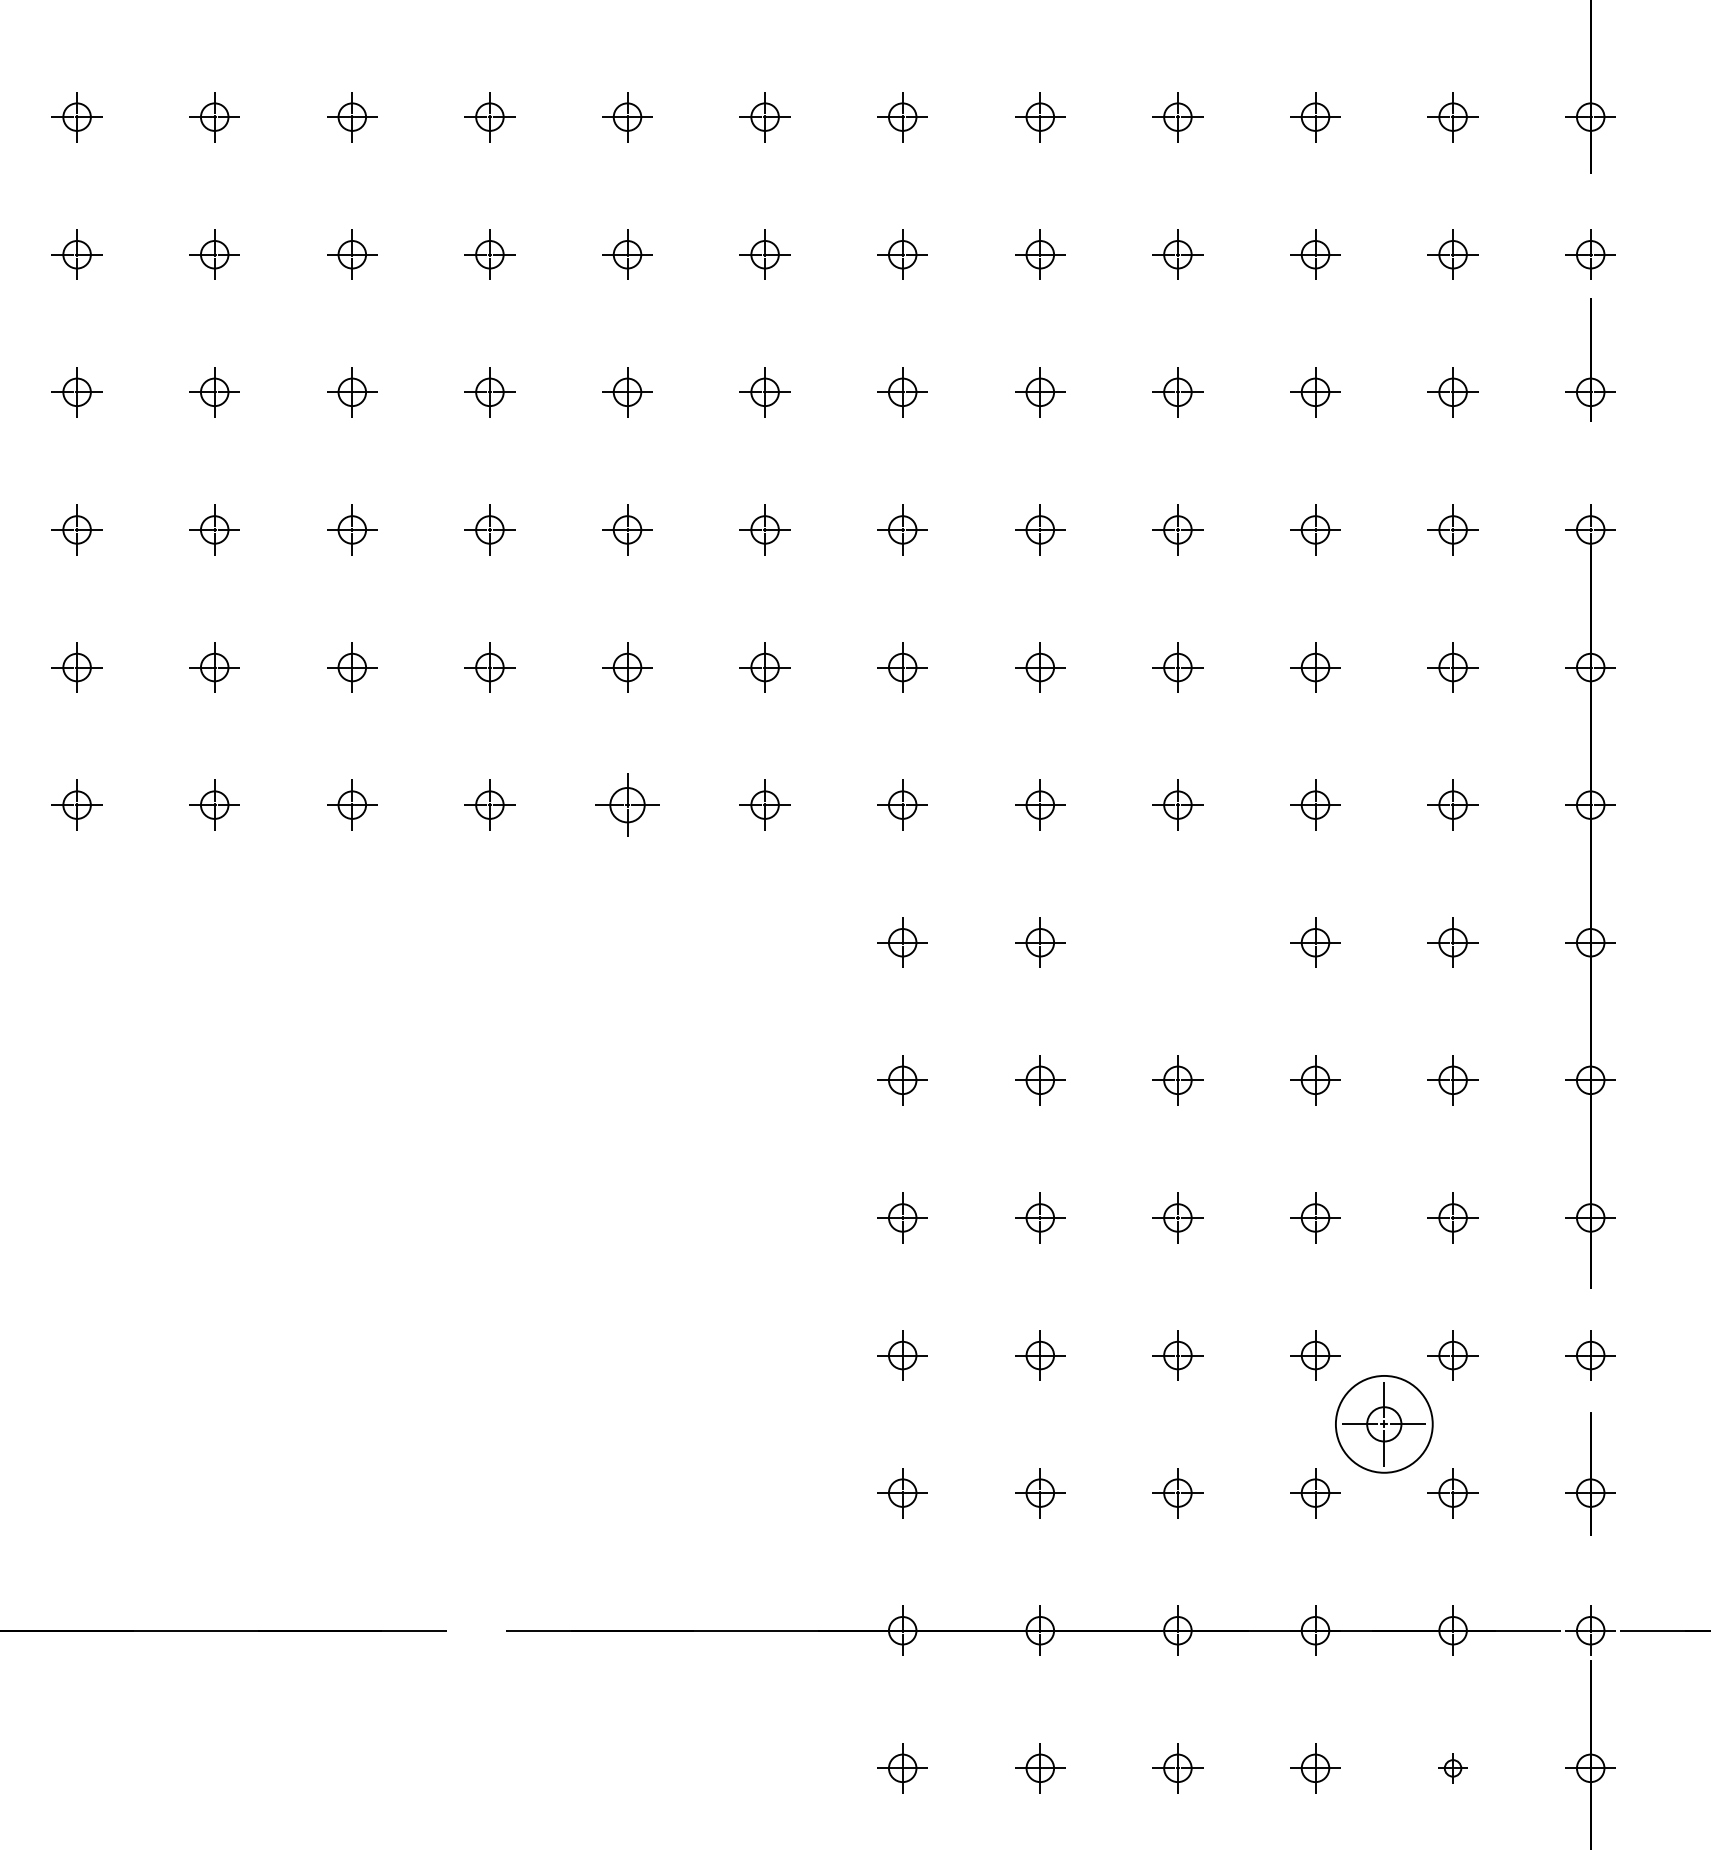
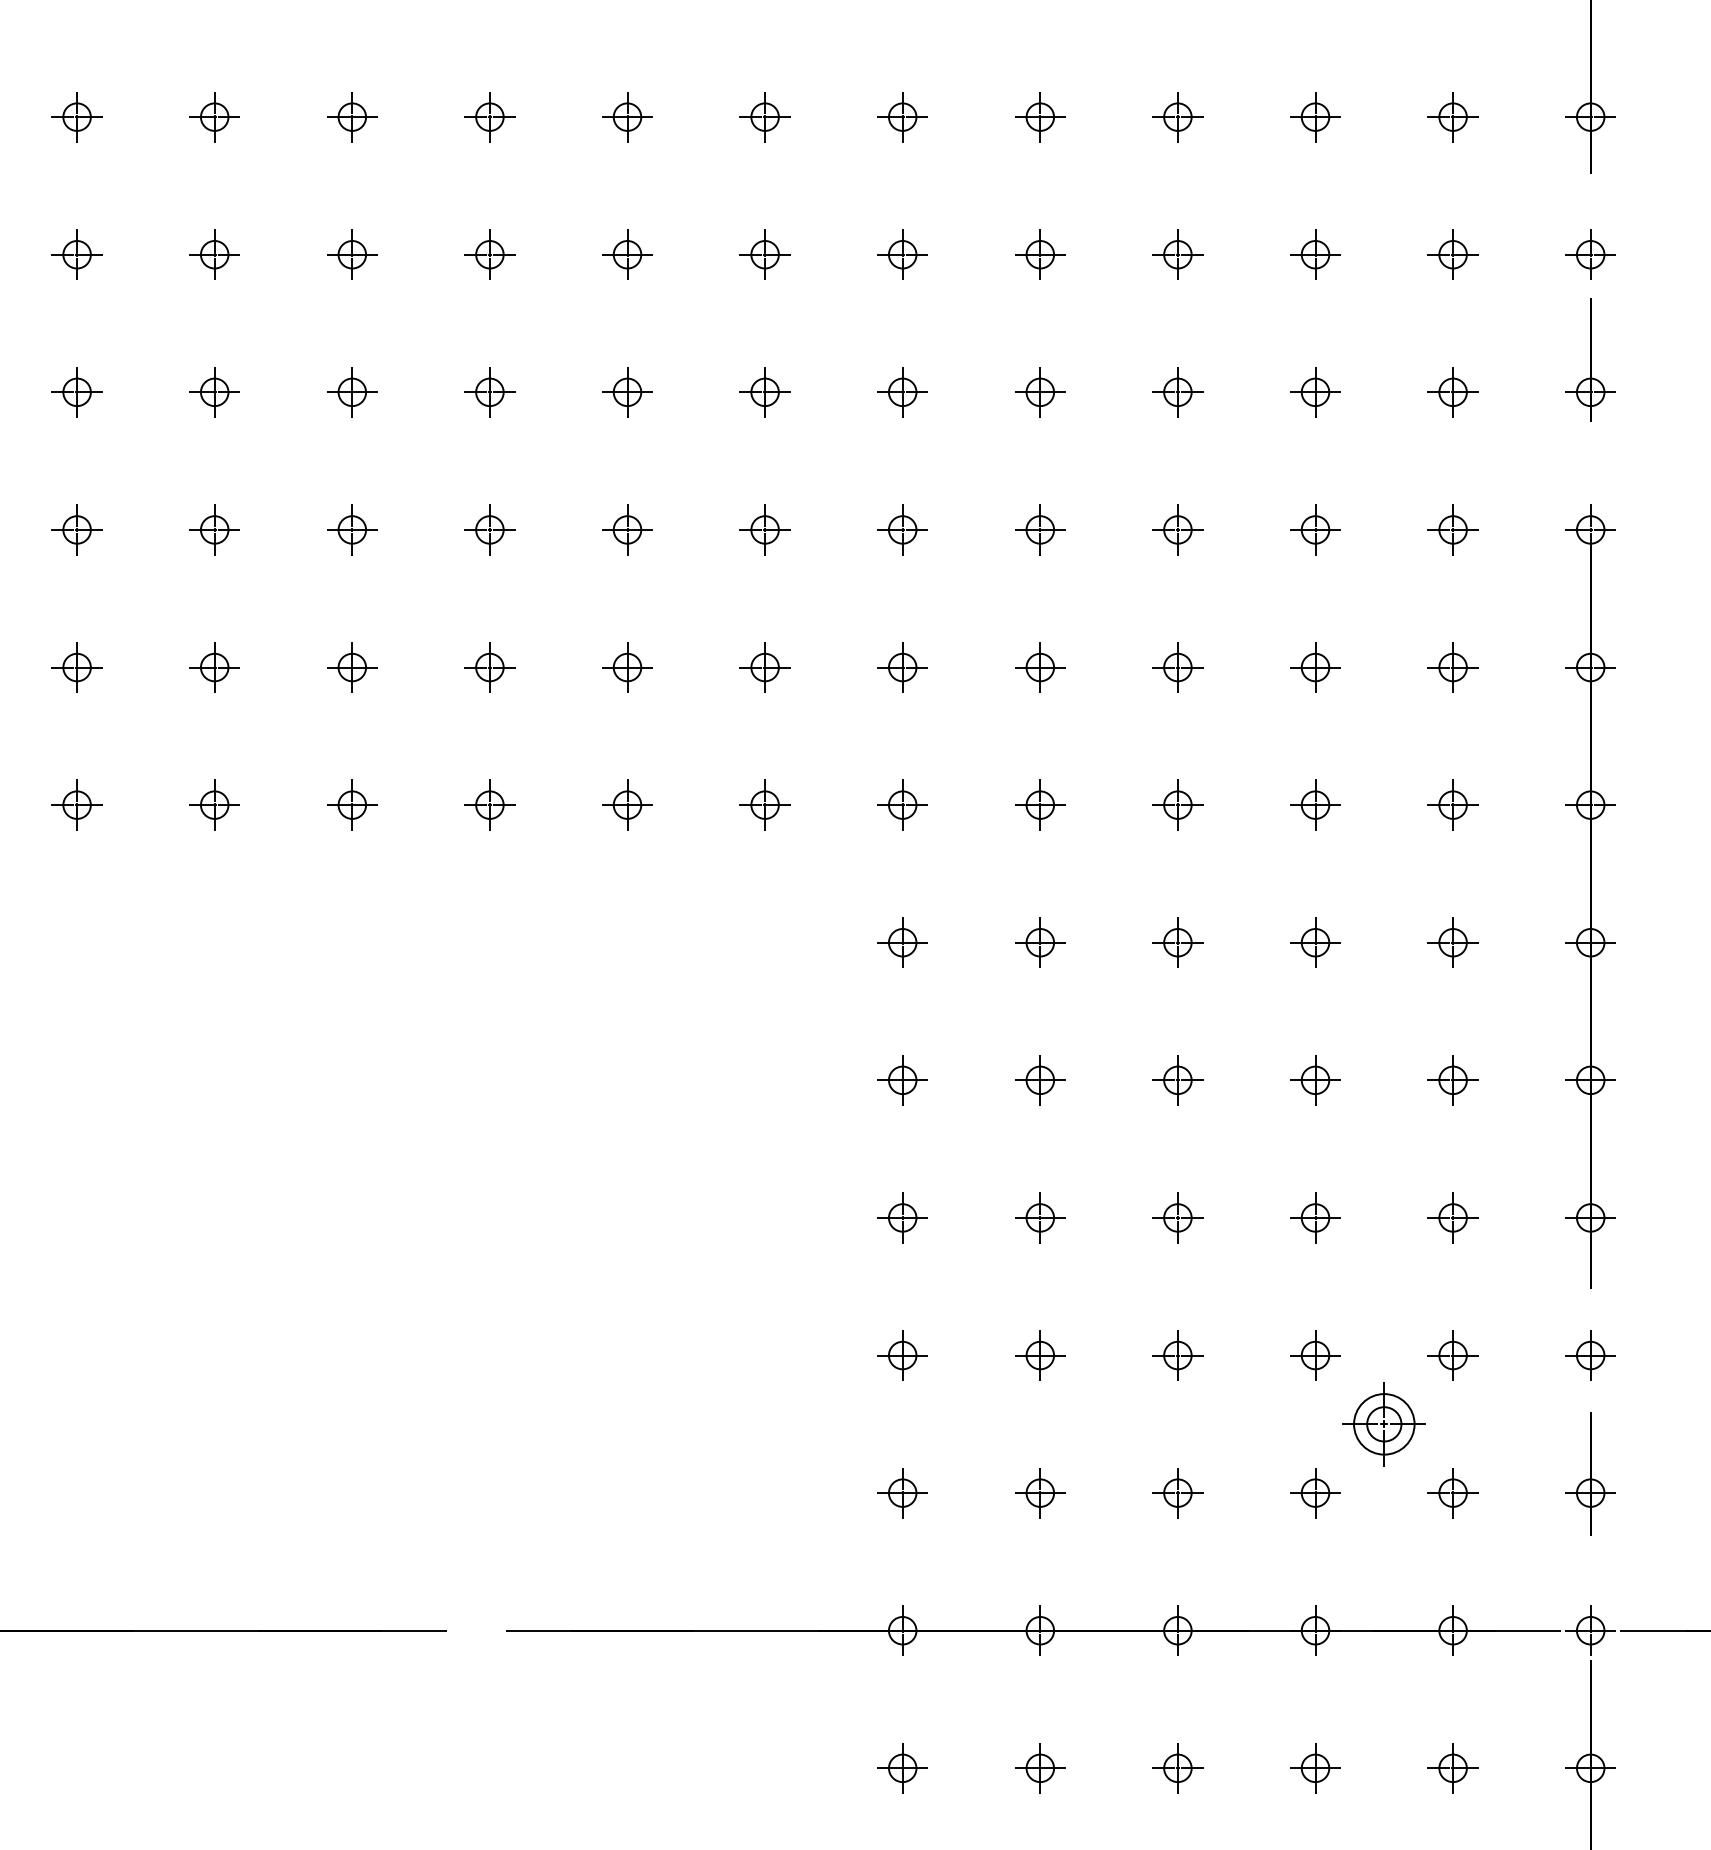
part size: 65x64 px -> 51x52 px (627, 804)
part: none -> present (1177, 942)
circle diameter: 97 px -> 61 px (1384, 1424)
part size: 30x31 px -> 52x51 px (1452, 1768)
